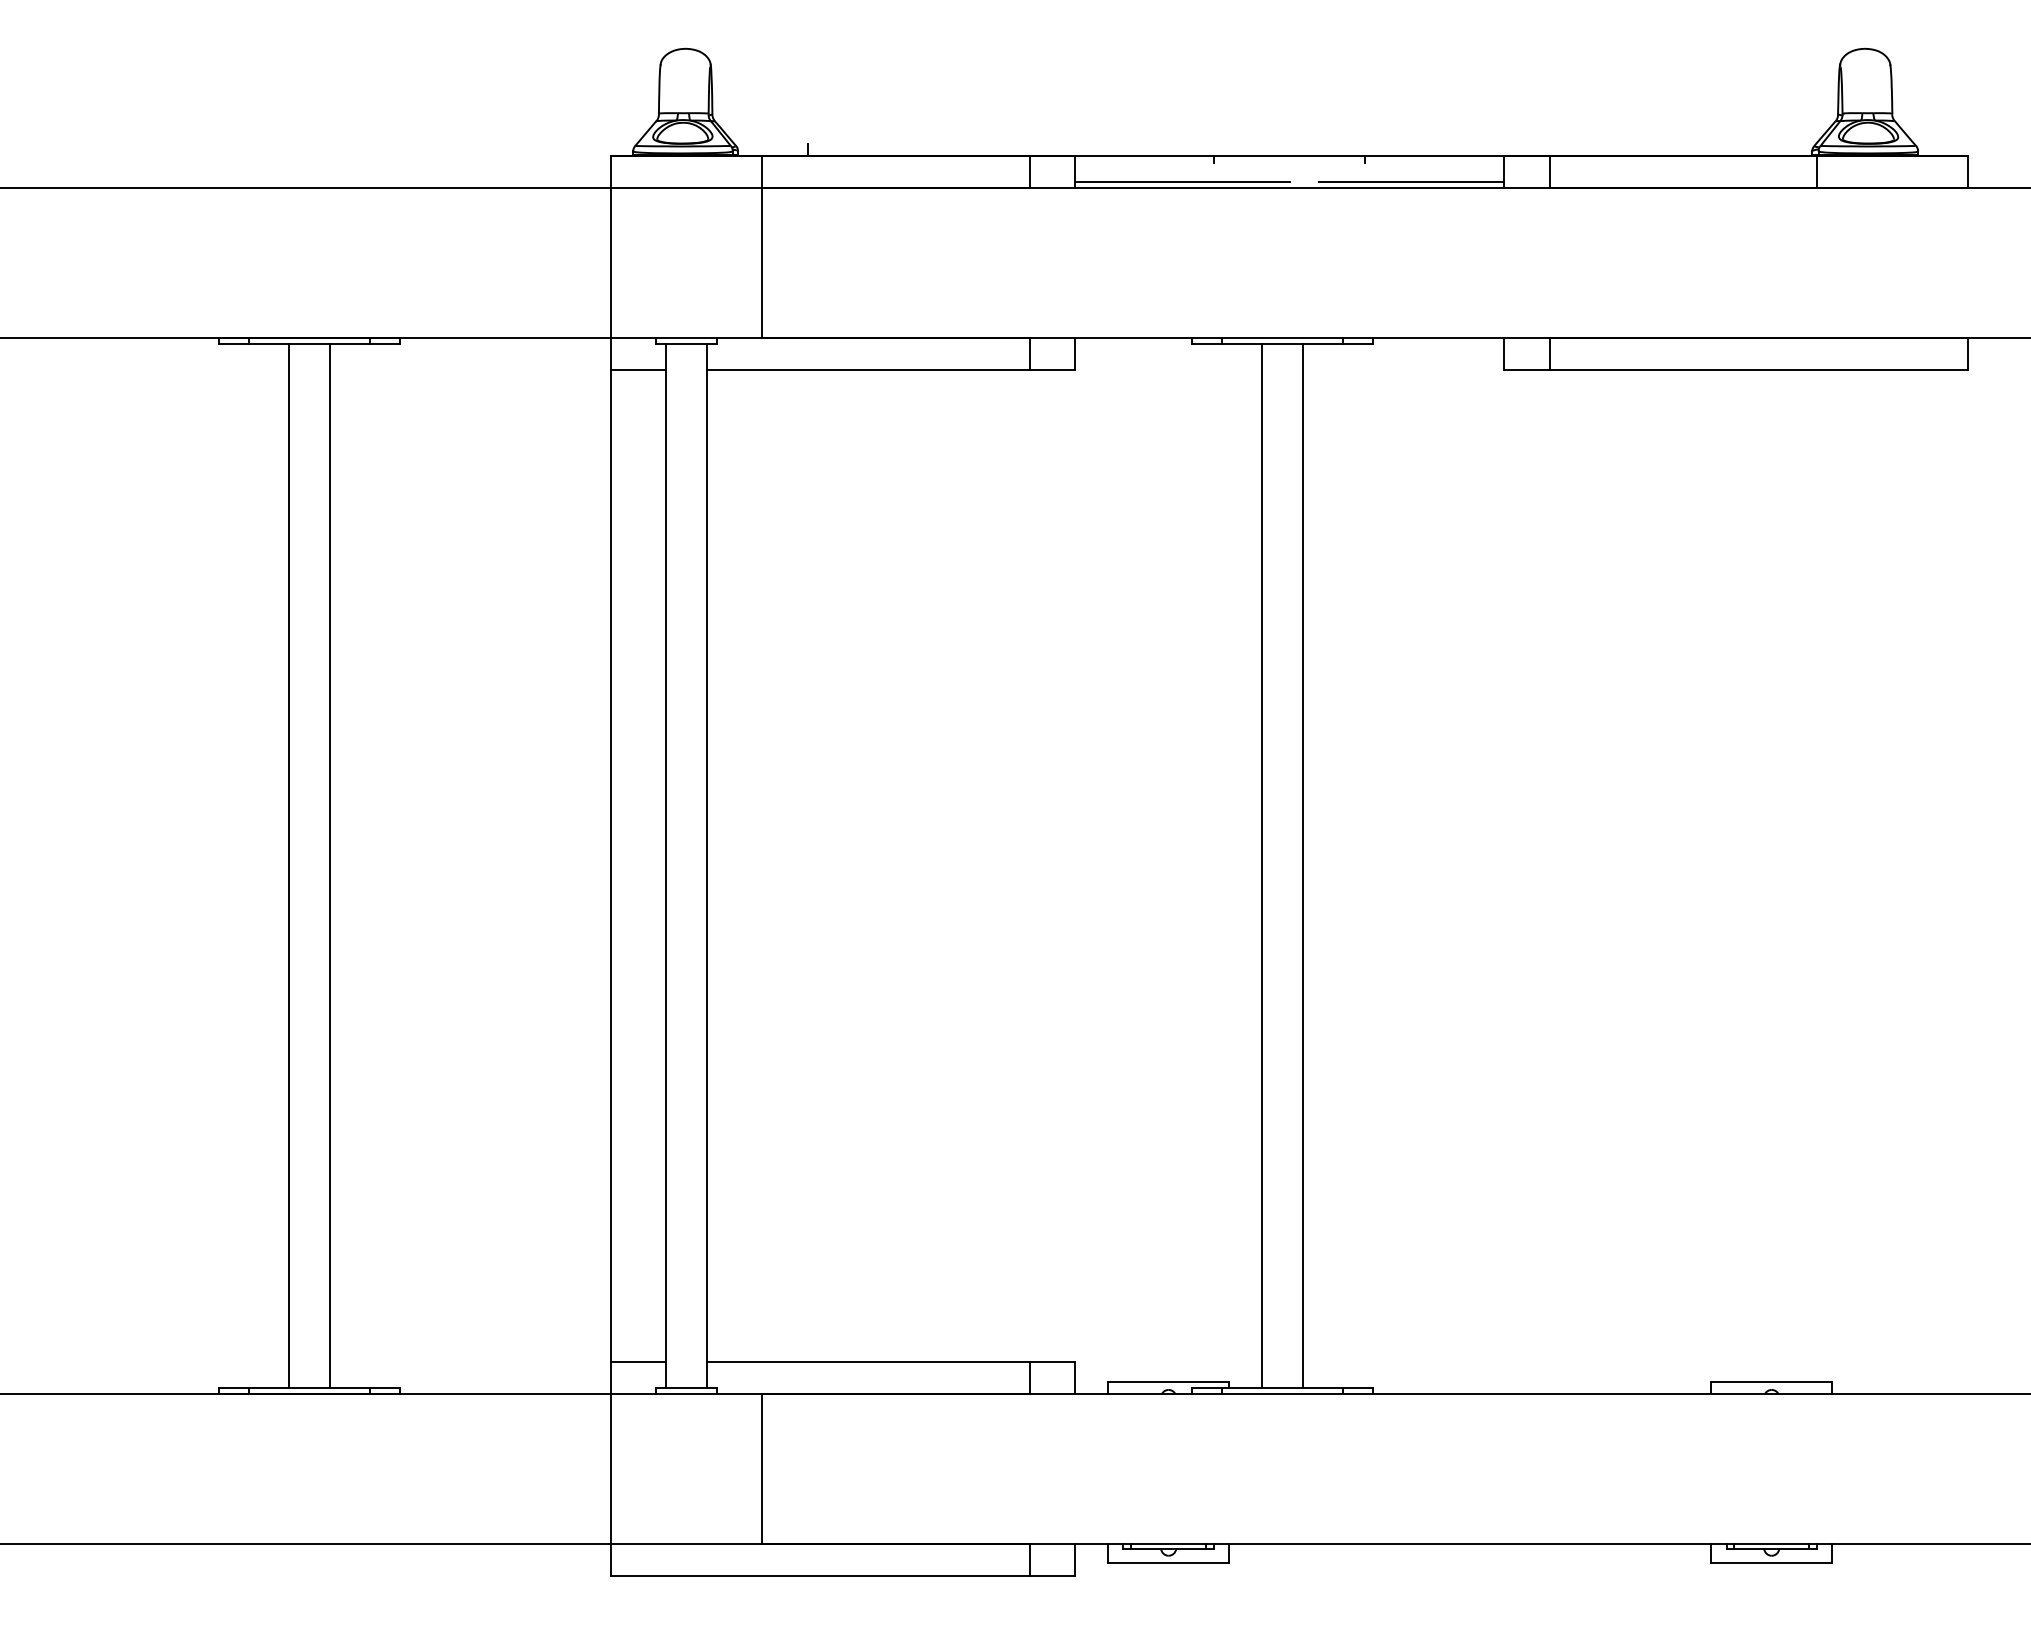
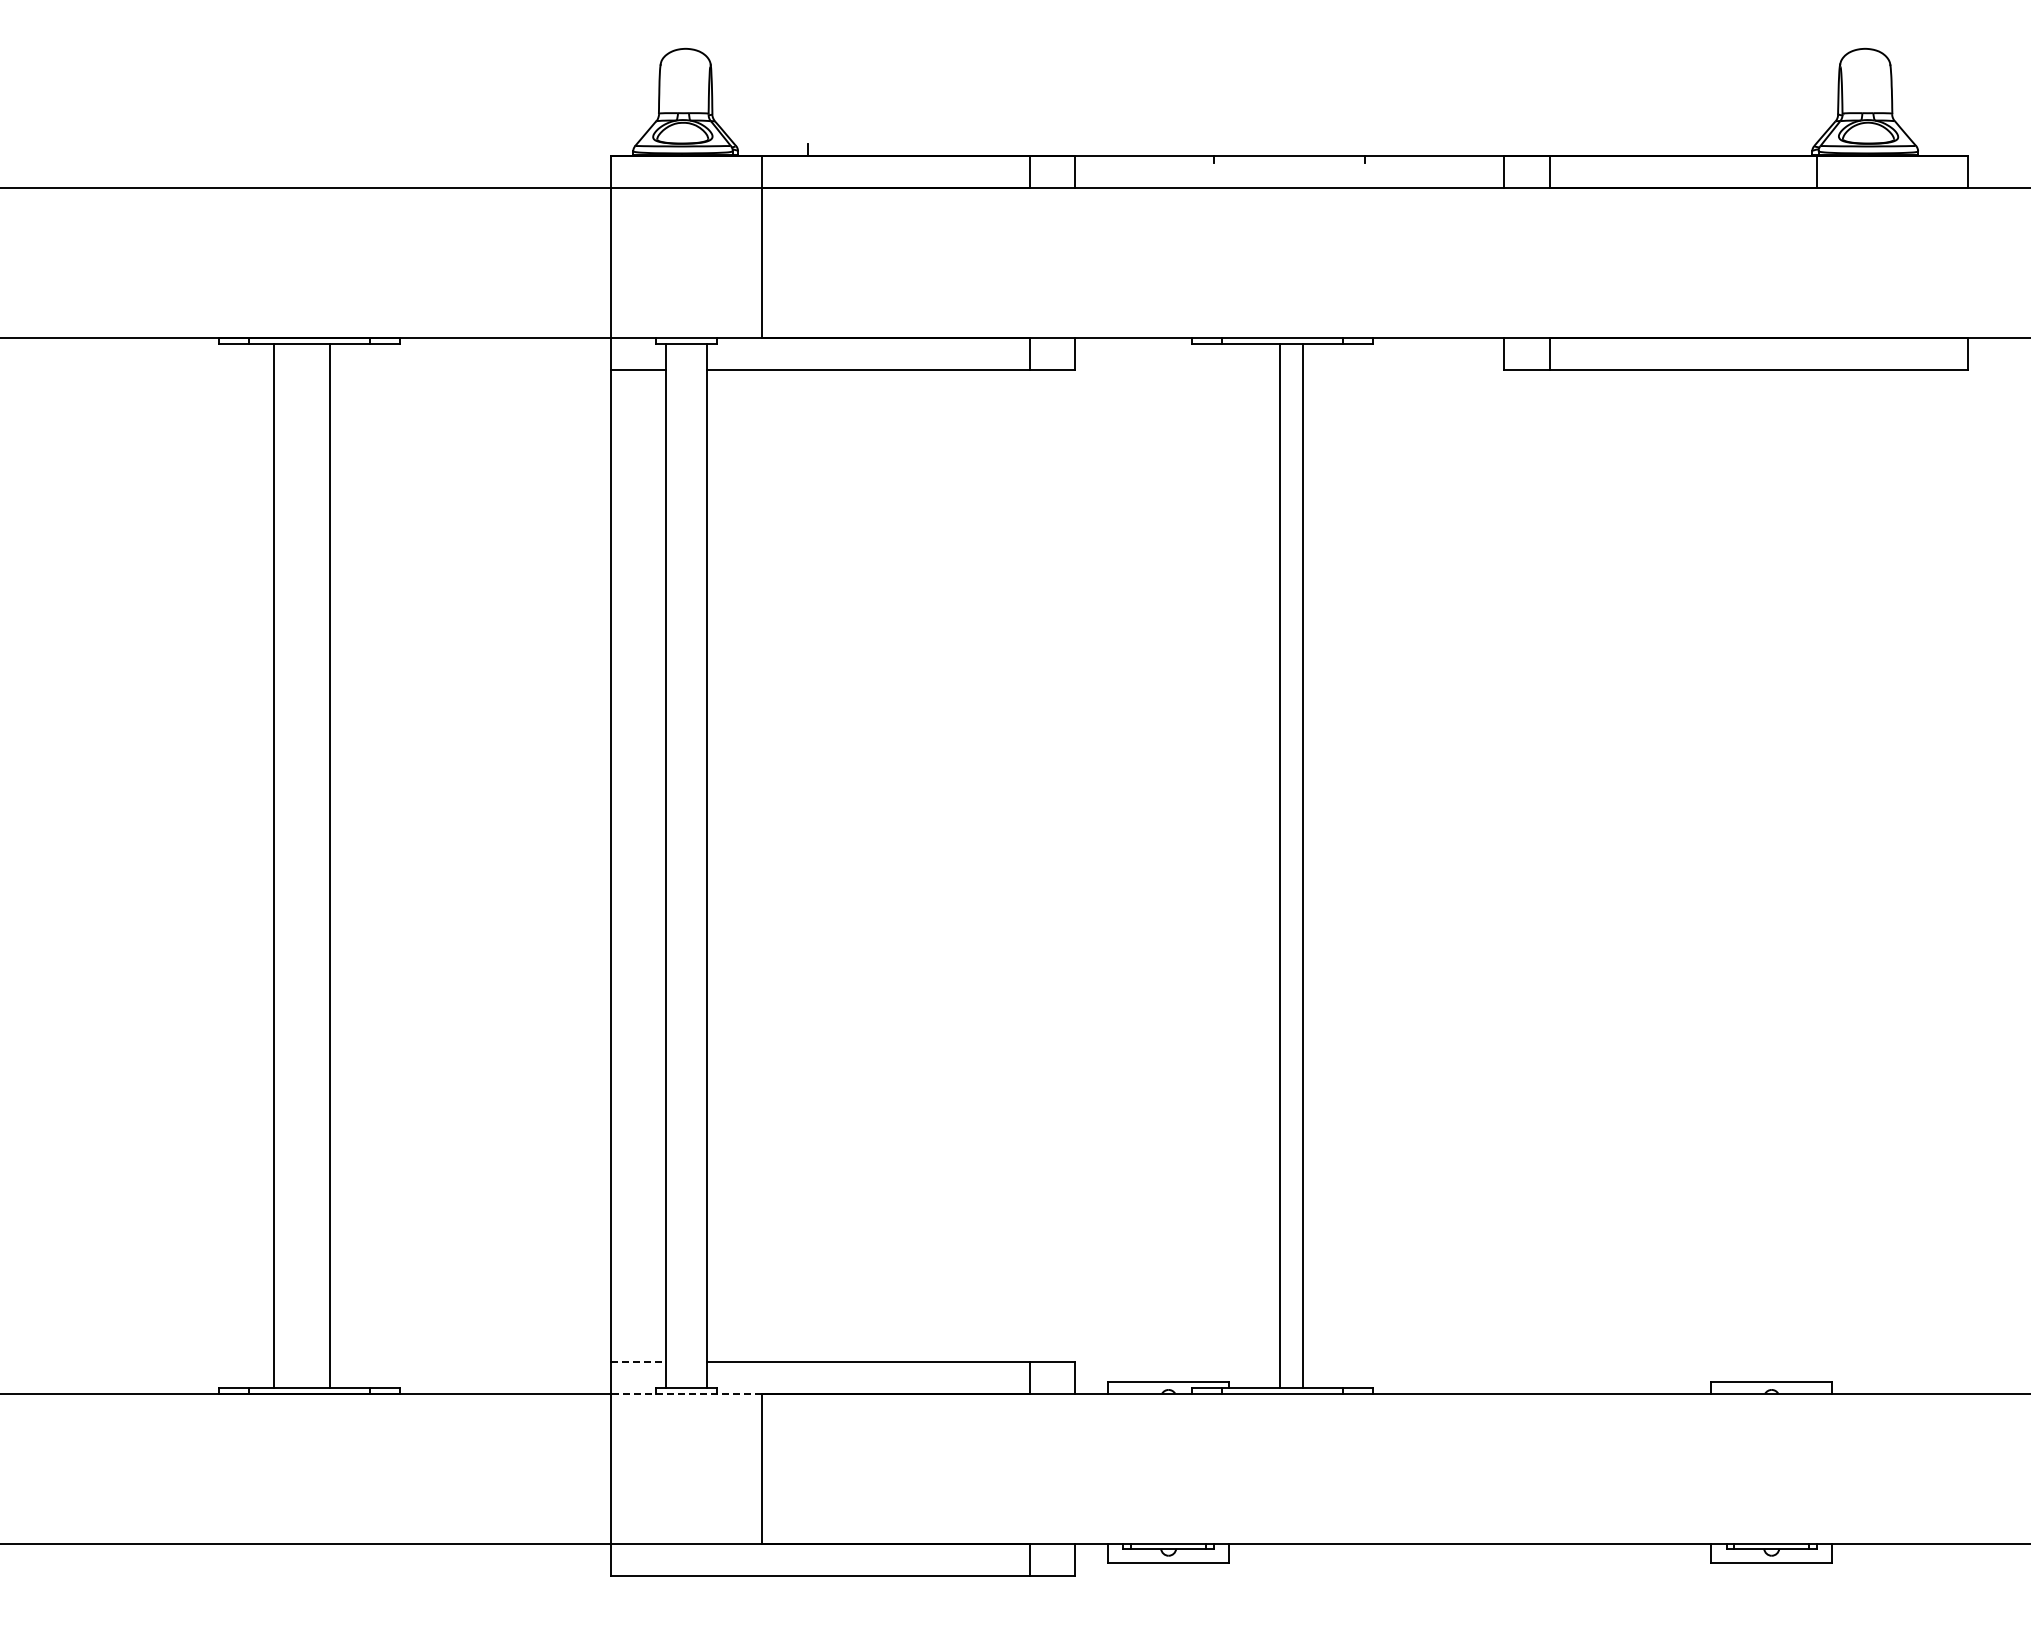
line: present -> none (1181, 181)
line: present -> none (1411, 181)
line position: (289, 865) -> (274, 865) (274, 865)
line position: (1261, 865) -> (1279, 865) (1279, 865)
line: solid -> dashed (638, 1362)
line: solid -> dashed (686, 1393)
